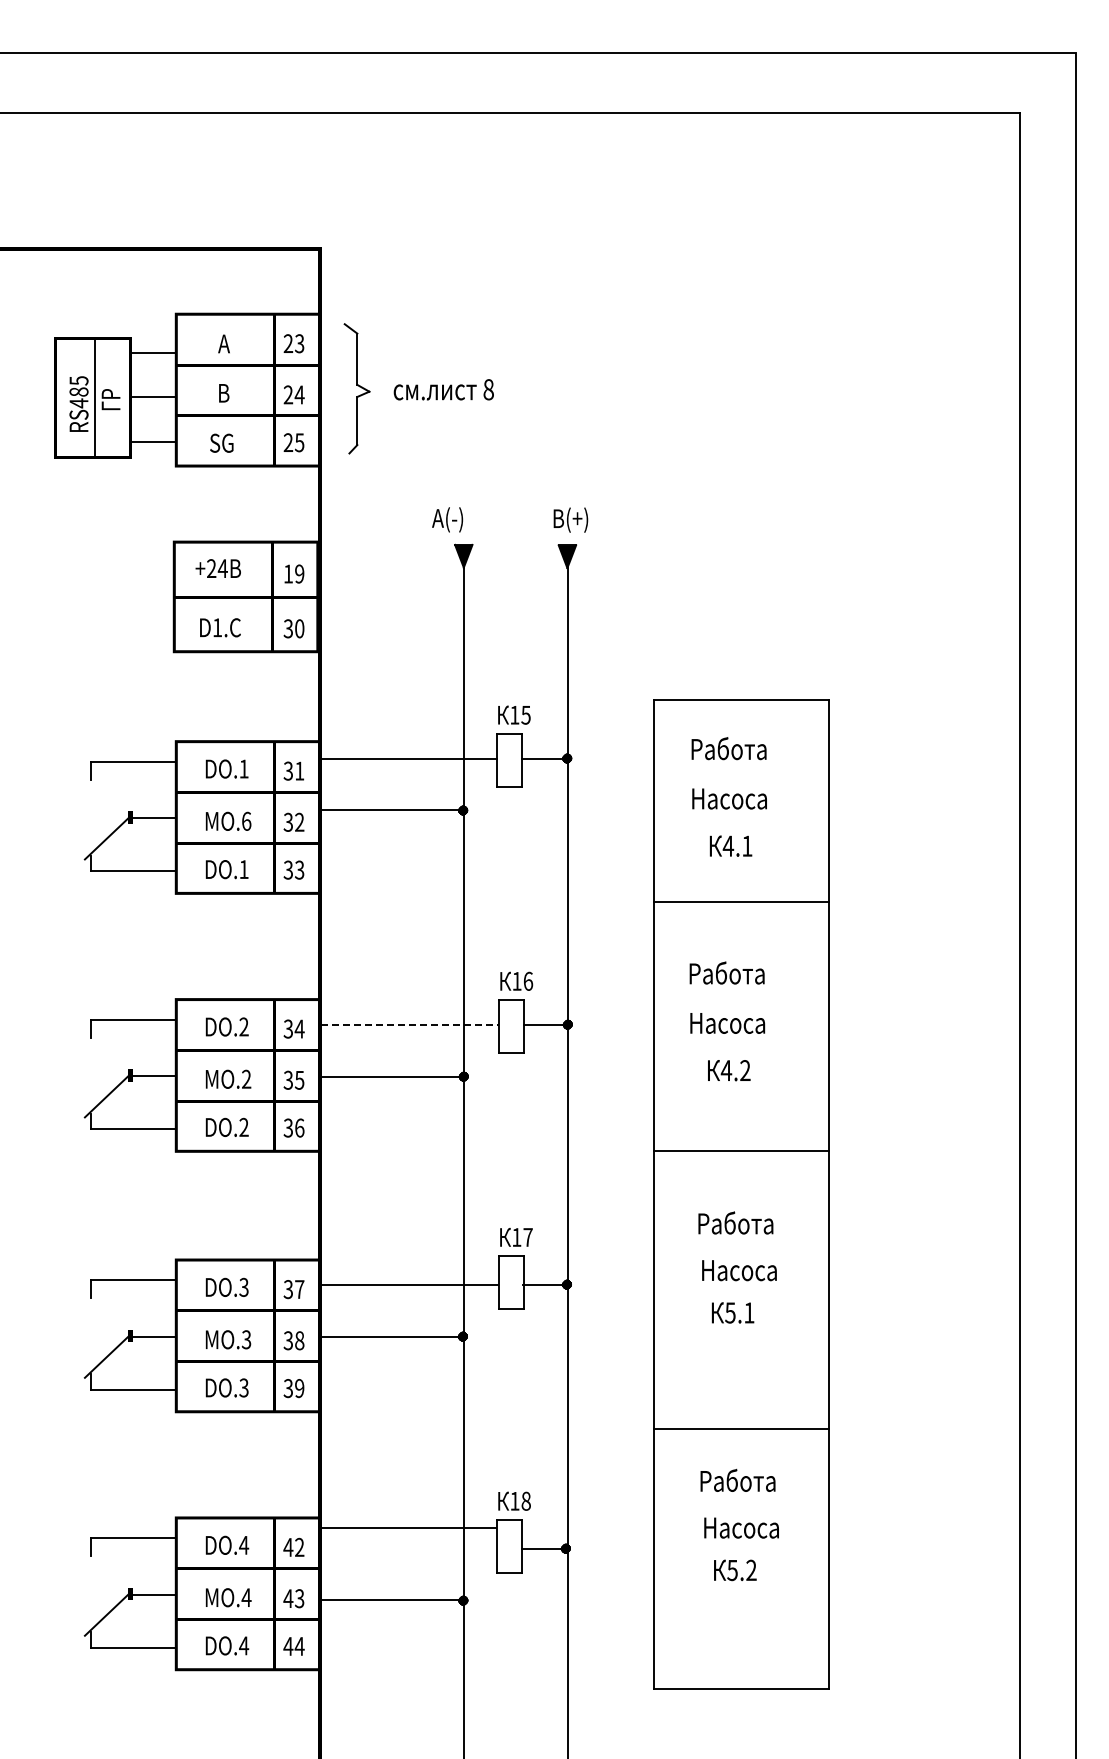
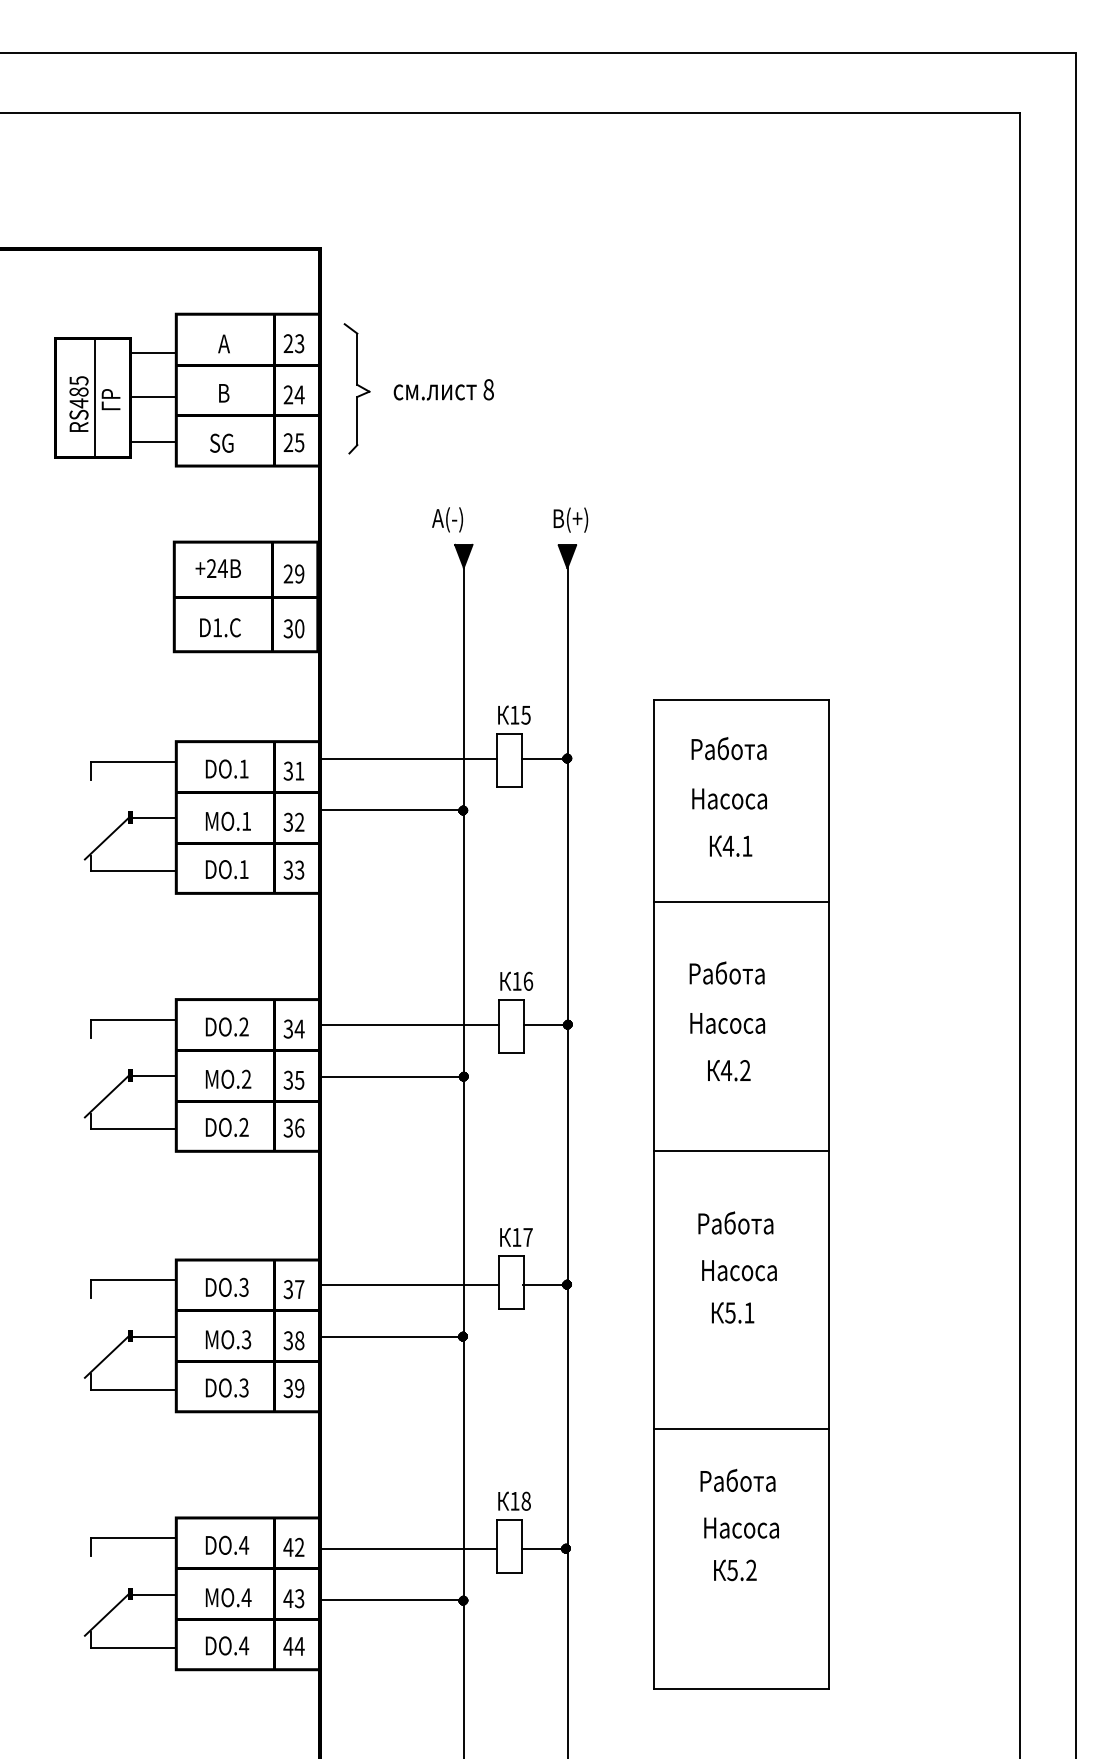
text: 19 -> 29 (288, 573)
text: .6 -> .1 (246, 820)
line: dashed -> solid (410, 1024)
line position: (407, 1527) -> (407, 1548) (407, 1548)
